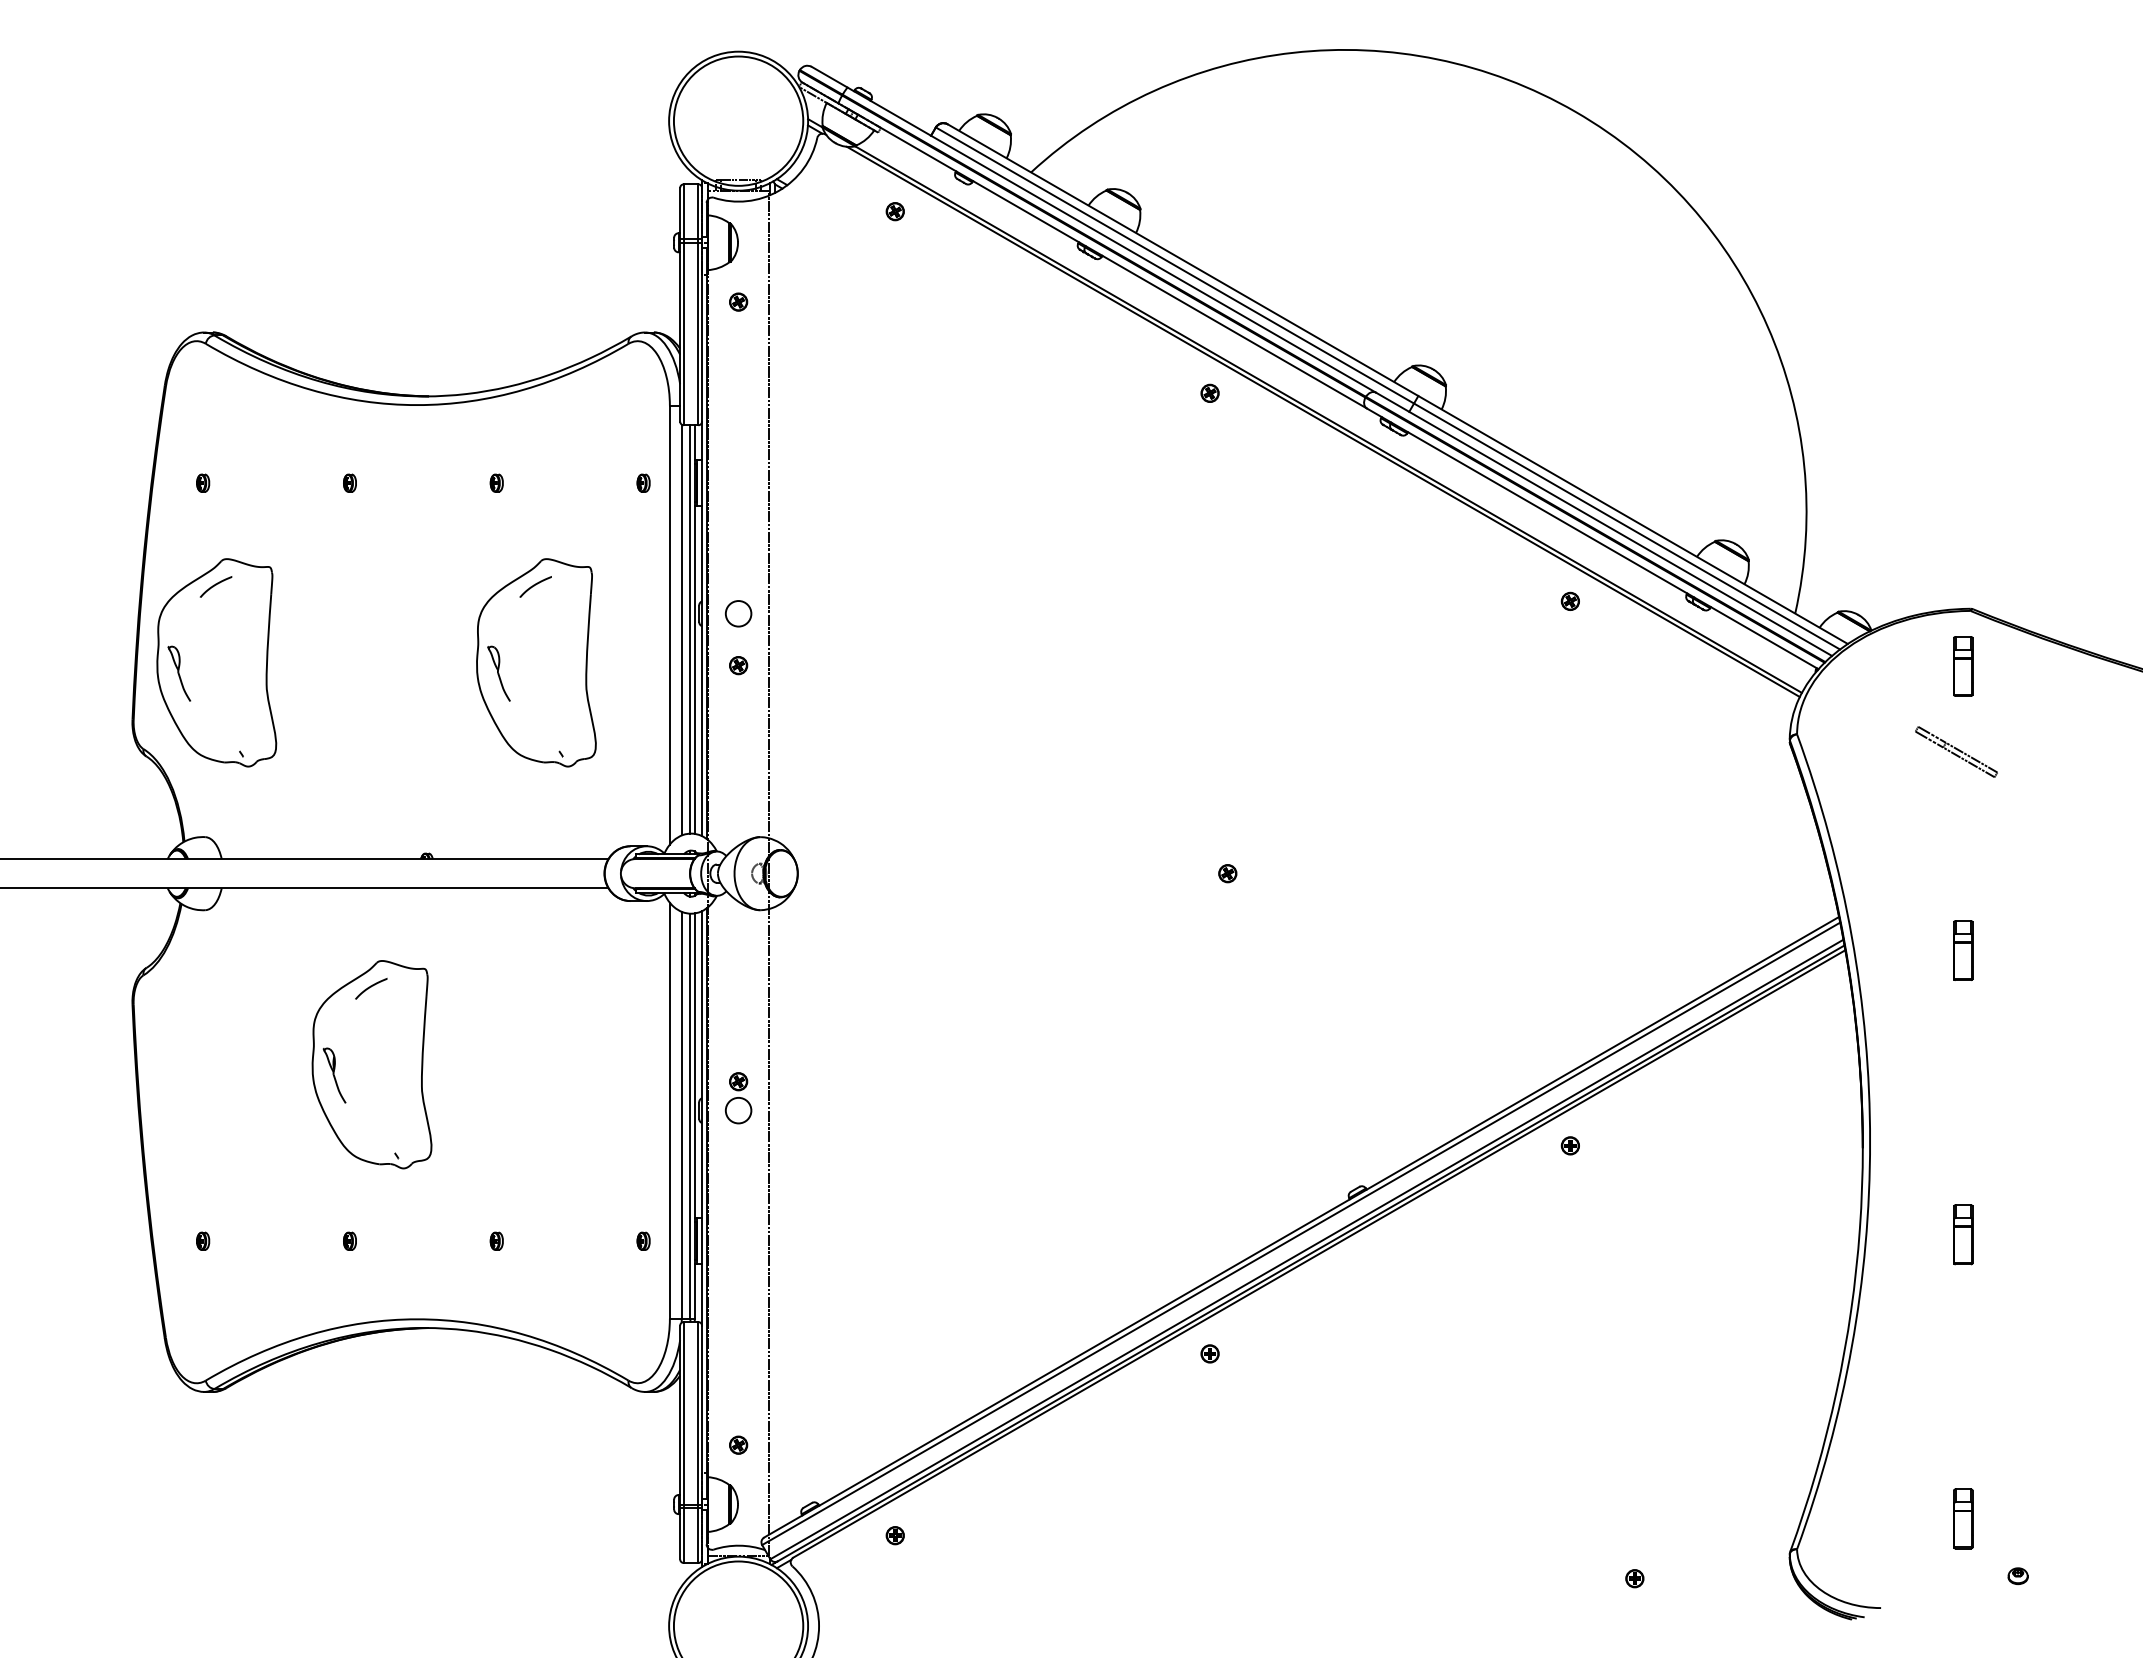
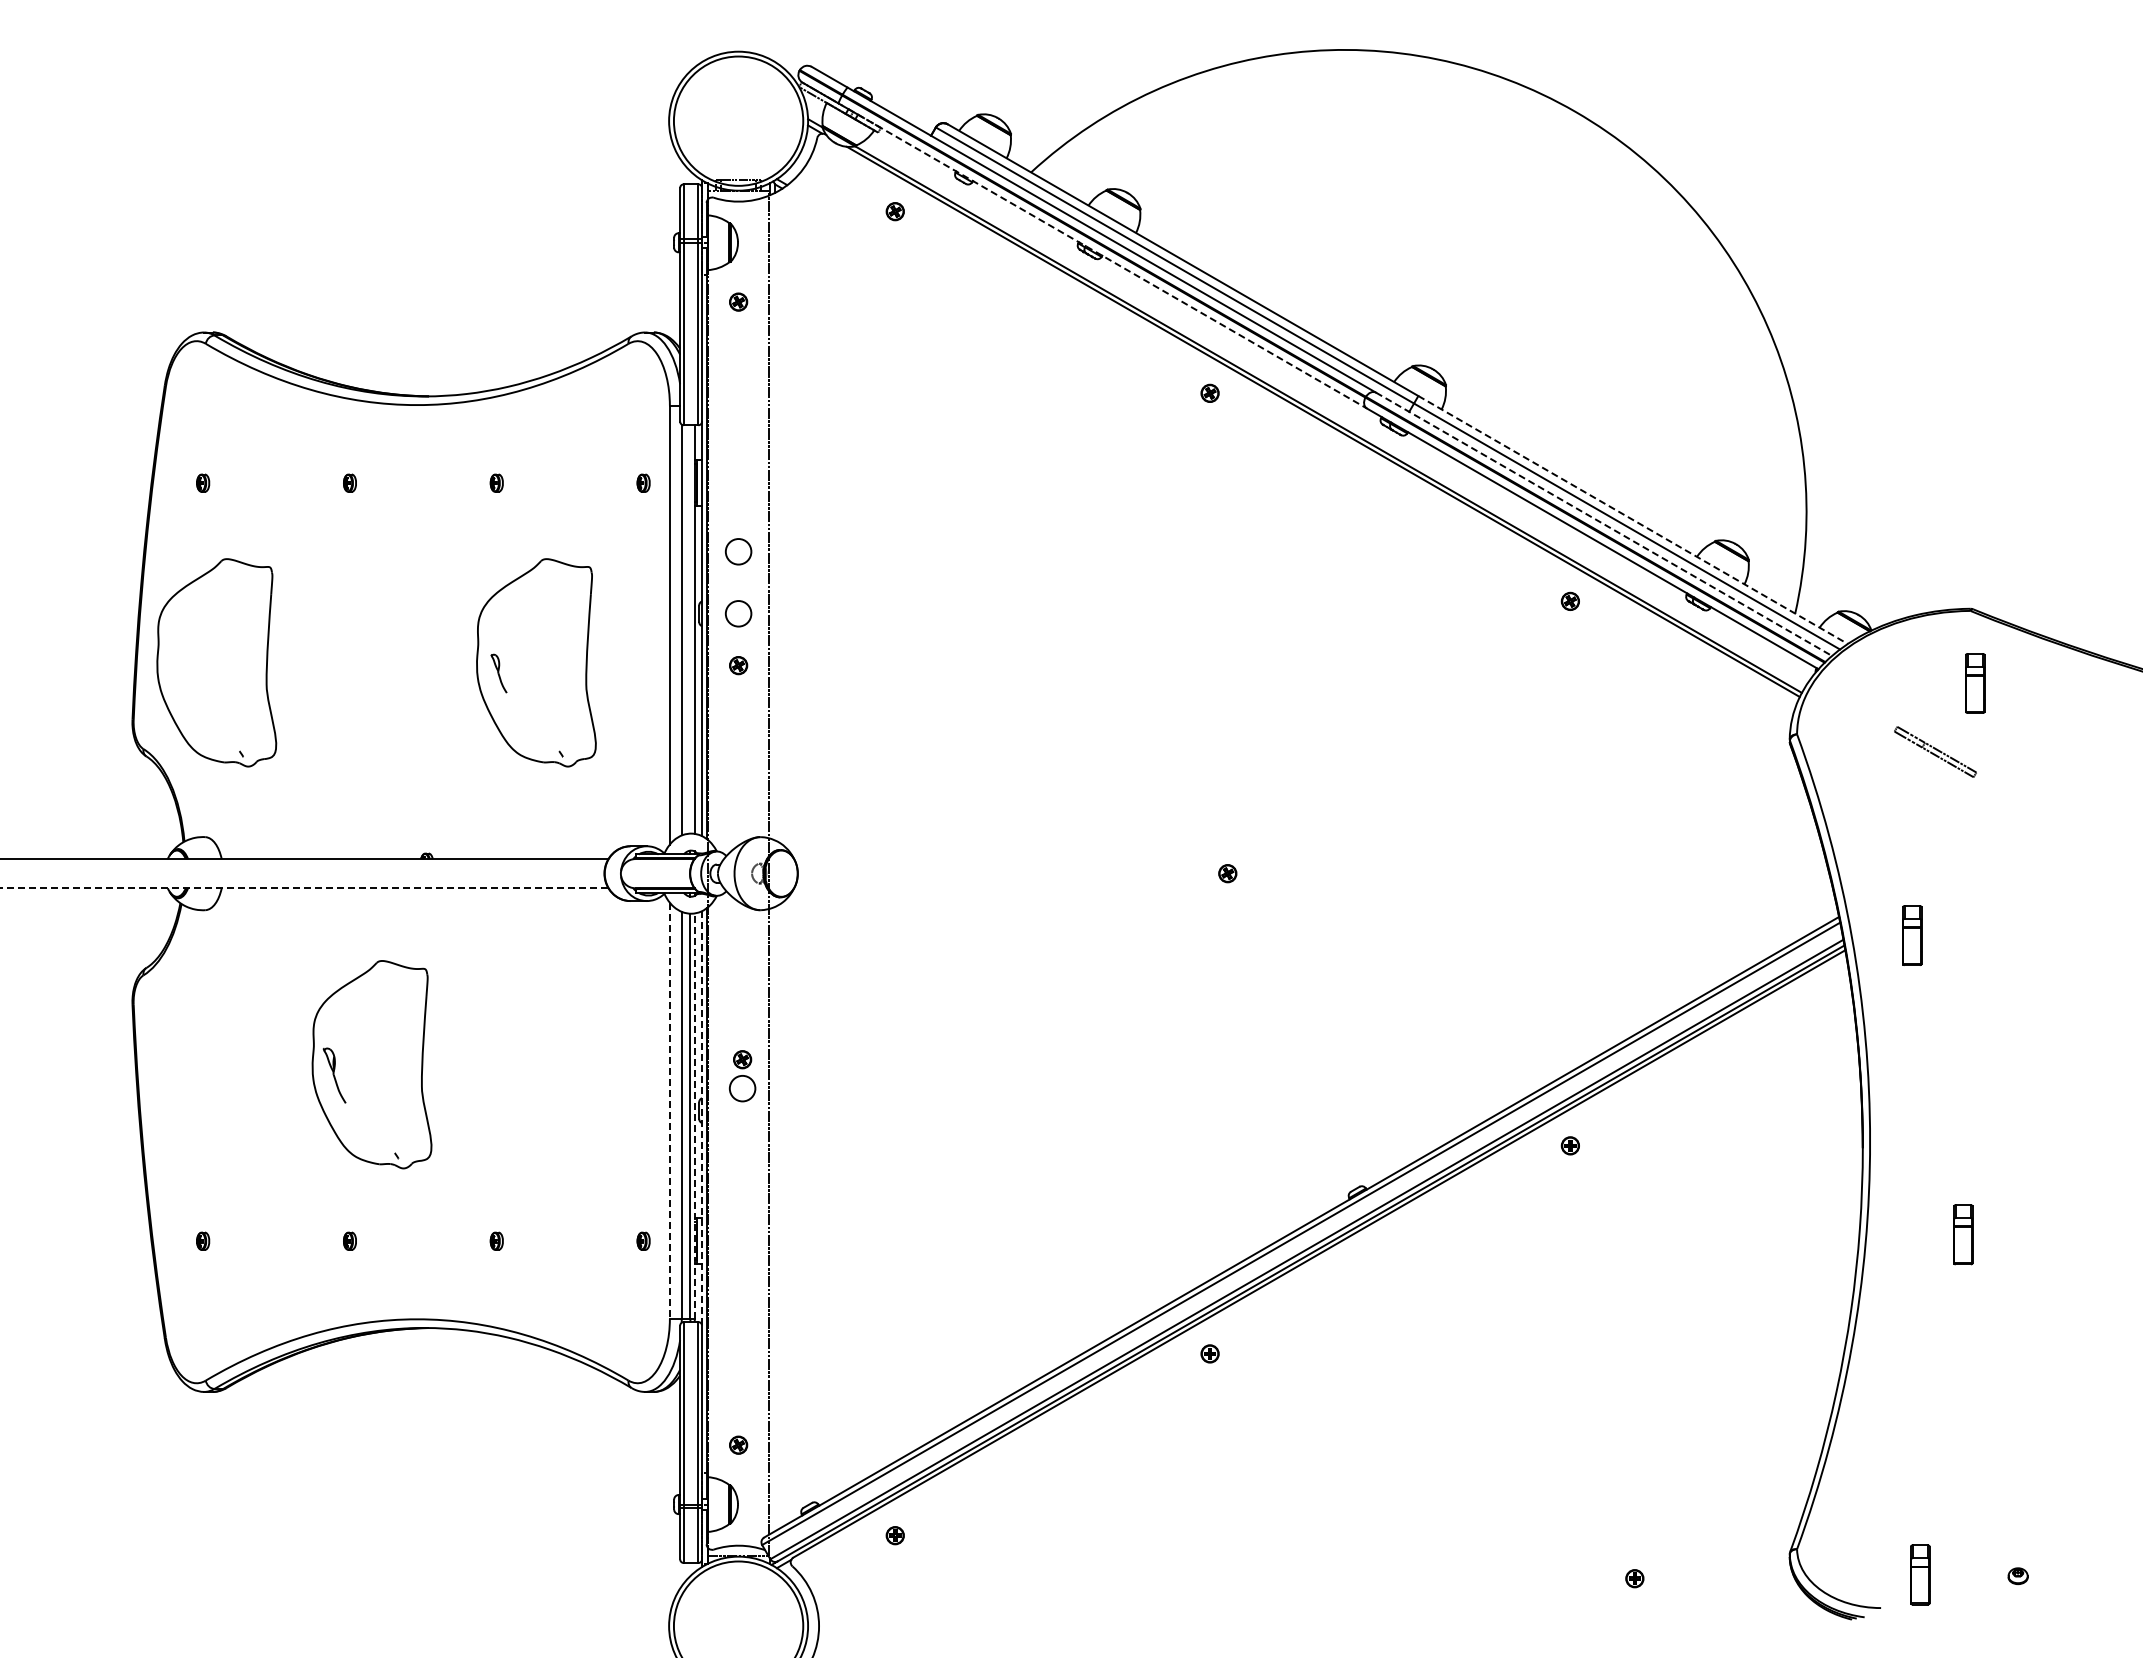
line: solid -> dashed (1103, 256)
line: solid -> dashed (1633, 519)
line: solid -> dashed (1604, 524)
circle: none -> present (738, 551)
curve: present -> none (215, 585)
curve: present -> none (535, 585)
line: present -> none (690, 629)
part position: (1963, 666) -> (1975, 683) (1975, 683)
part: present -> none (179, 673)
part size: 24x57 px -> 18x41 px (498, 673)
part position: (1956, 751) -> (1935, 751) (1935, 751)
line: solid -> dashed (304, 888)
part position: (1963, 950) -> (1912, 935) (1912, 935)
curve: present -> none (371, 987)
part position: (738, 1098) -> (742, 1076) (742, 1076)
line: solid -> dashed (669, 1111)
line: solid -> dashed (694, 1116)
line: solid -> dashed (702, 1118)
part position: (1963, 1518) -> (1920, 1574) (1920, 1574)
